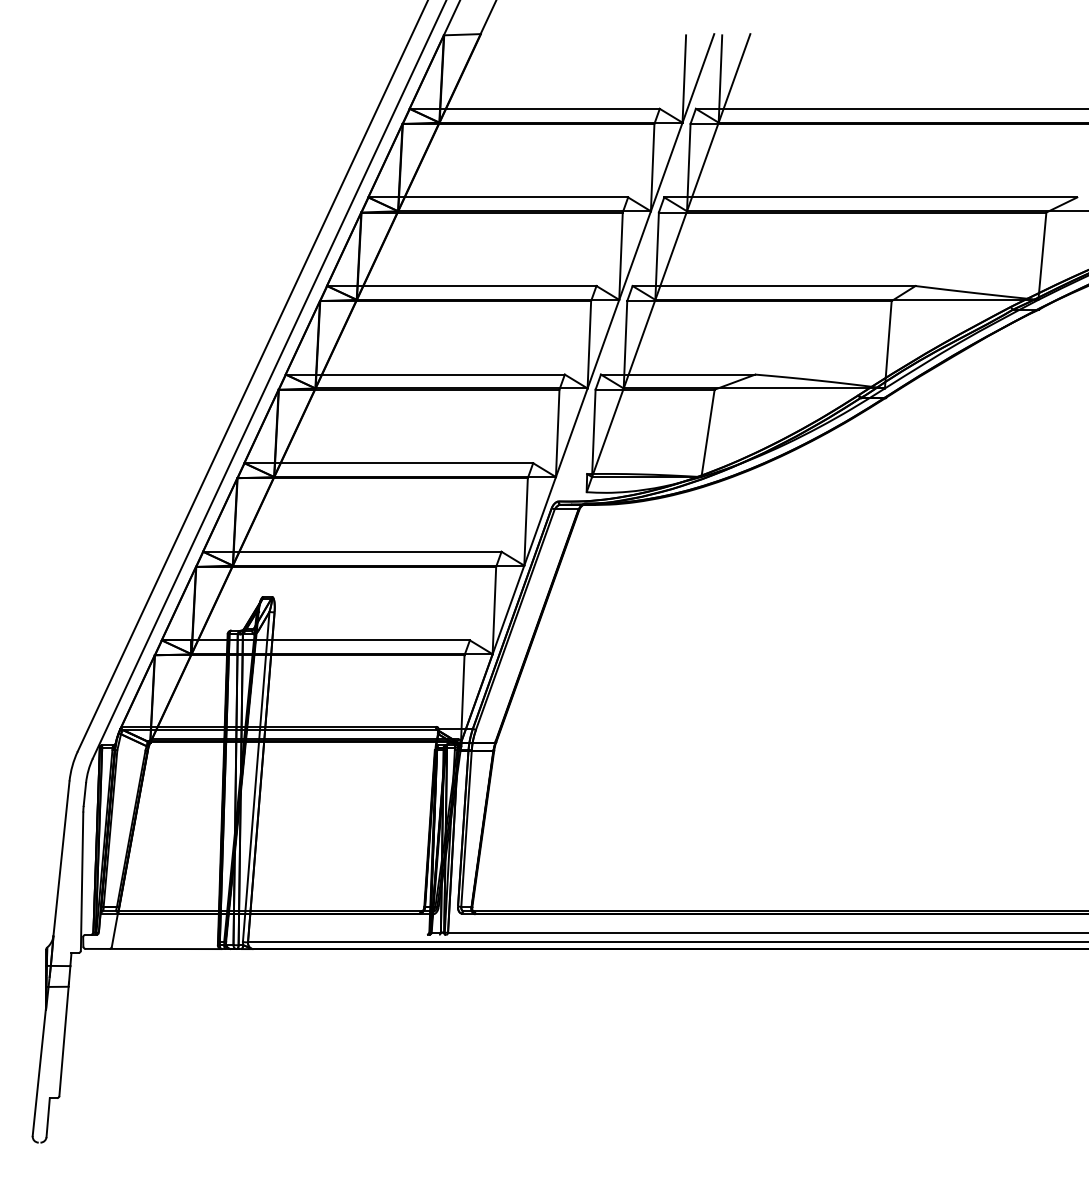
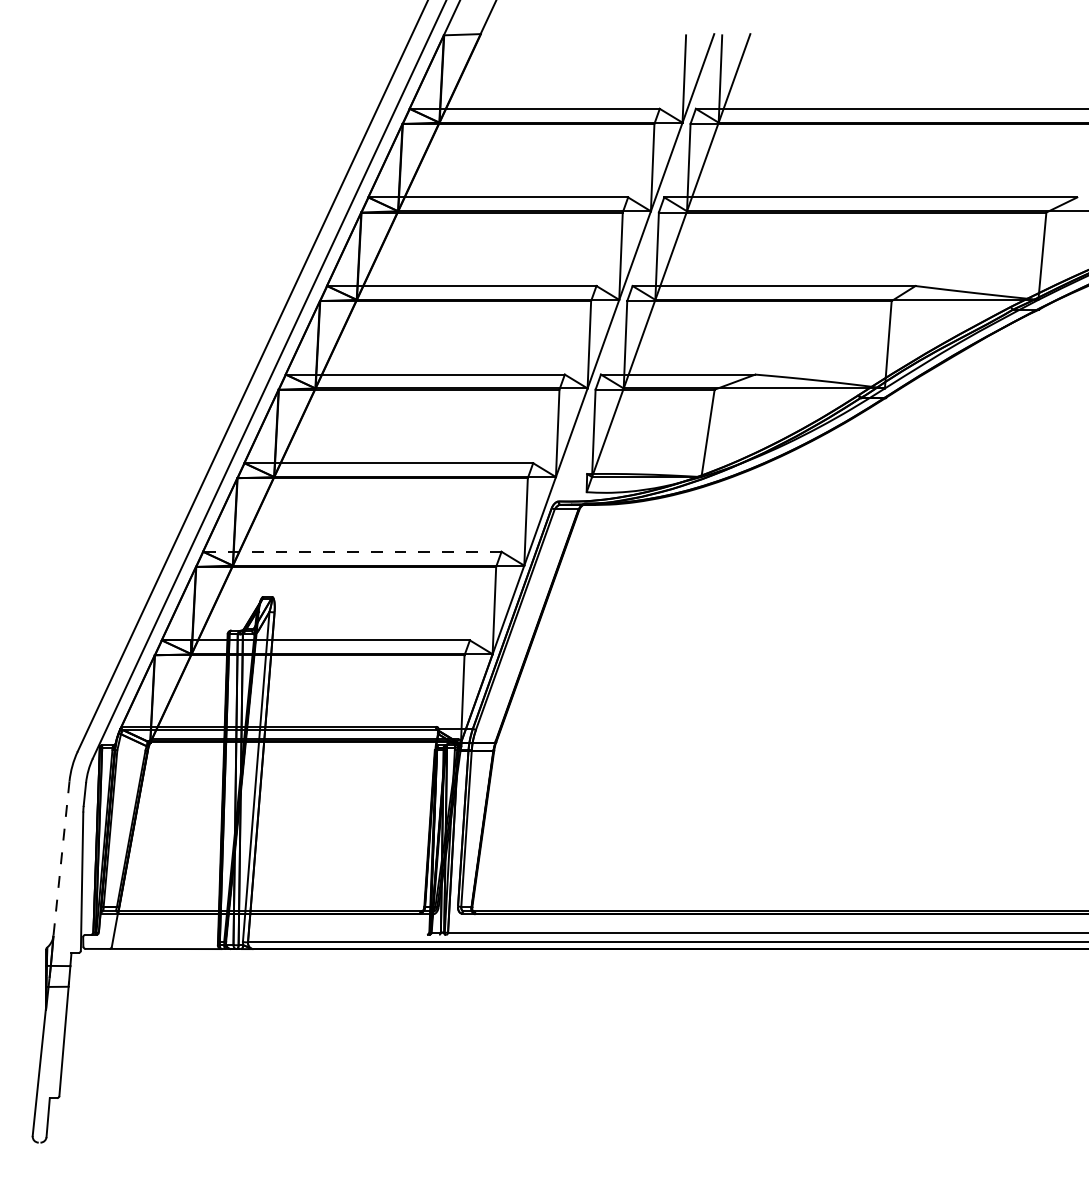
line: solid -> dashed (351, 551)
line: solid -> dashed (61, 858)
